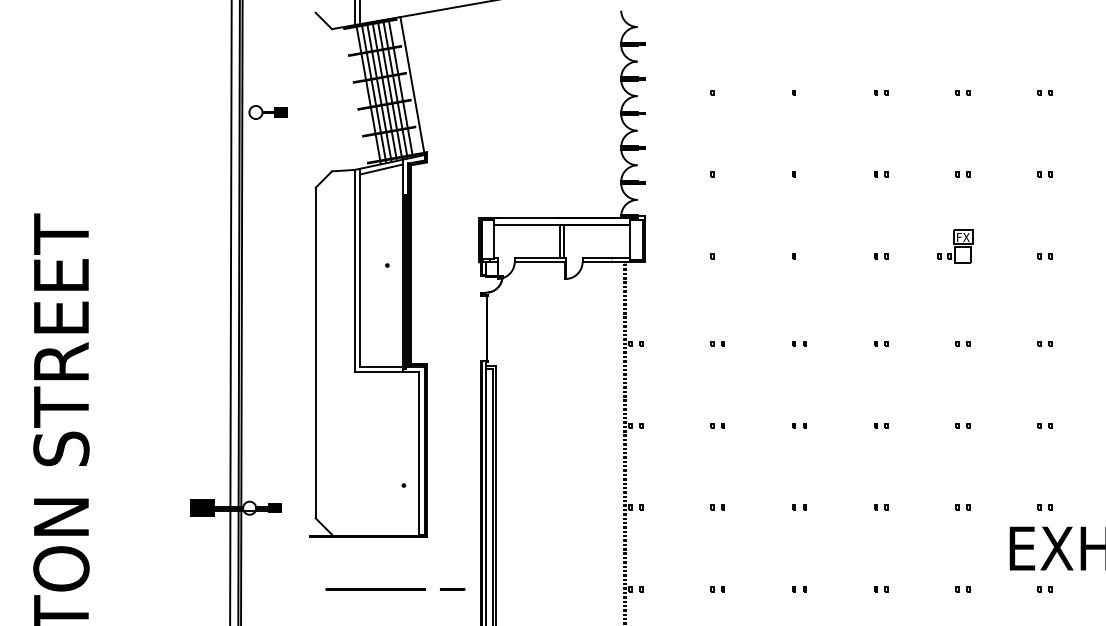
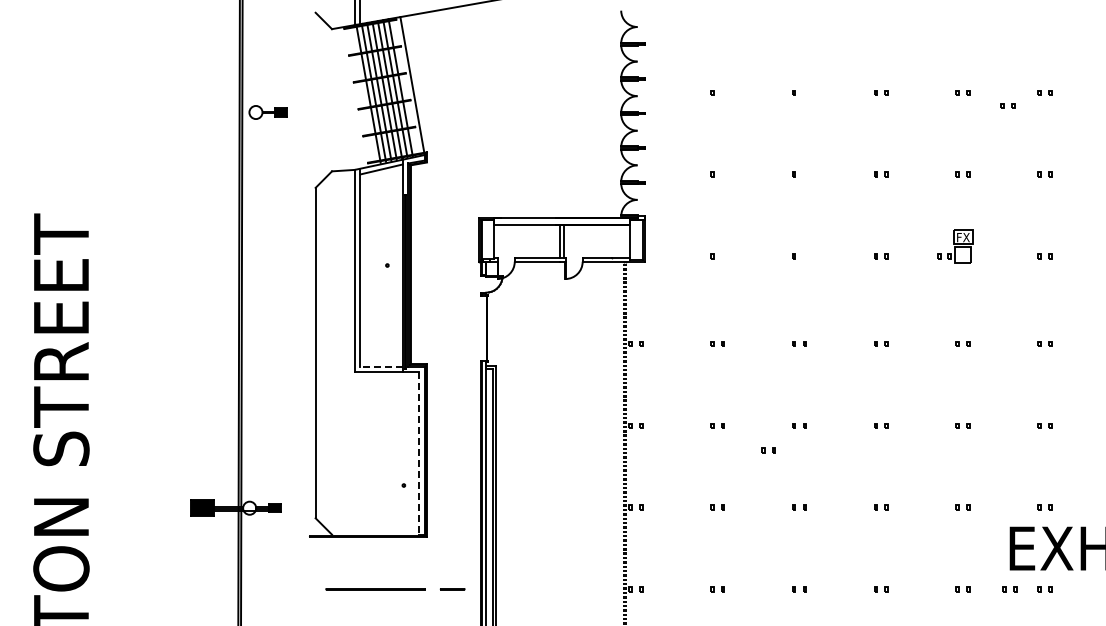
part: none -> present (1007, 105)
line: present -> none (230, 312)
line: solid -> dashed (381, 366)
part: none -> present (768, 450)
line: solid -> dashed (419, 453)
part: none -> present (1009, 589)
